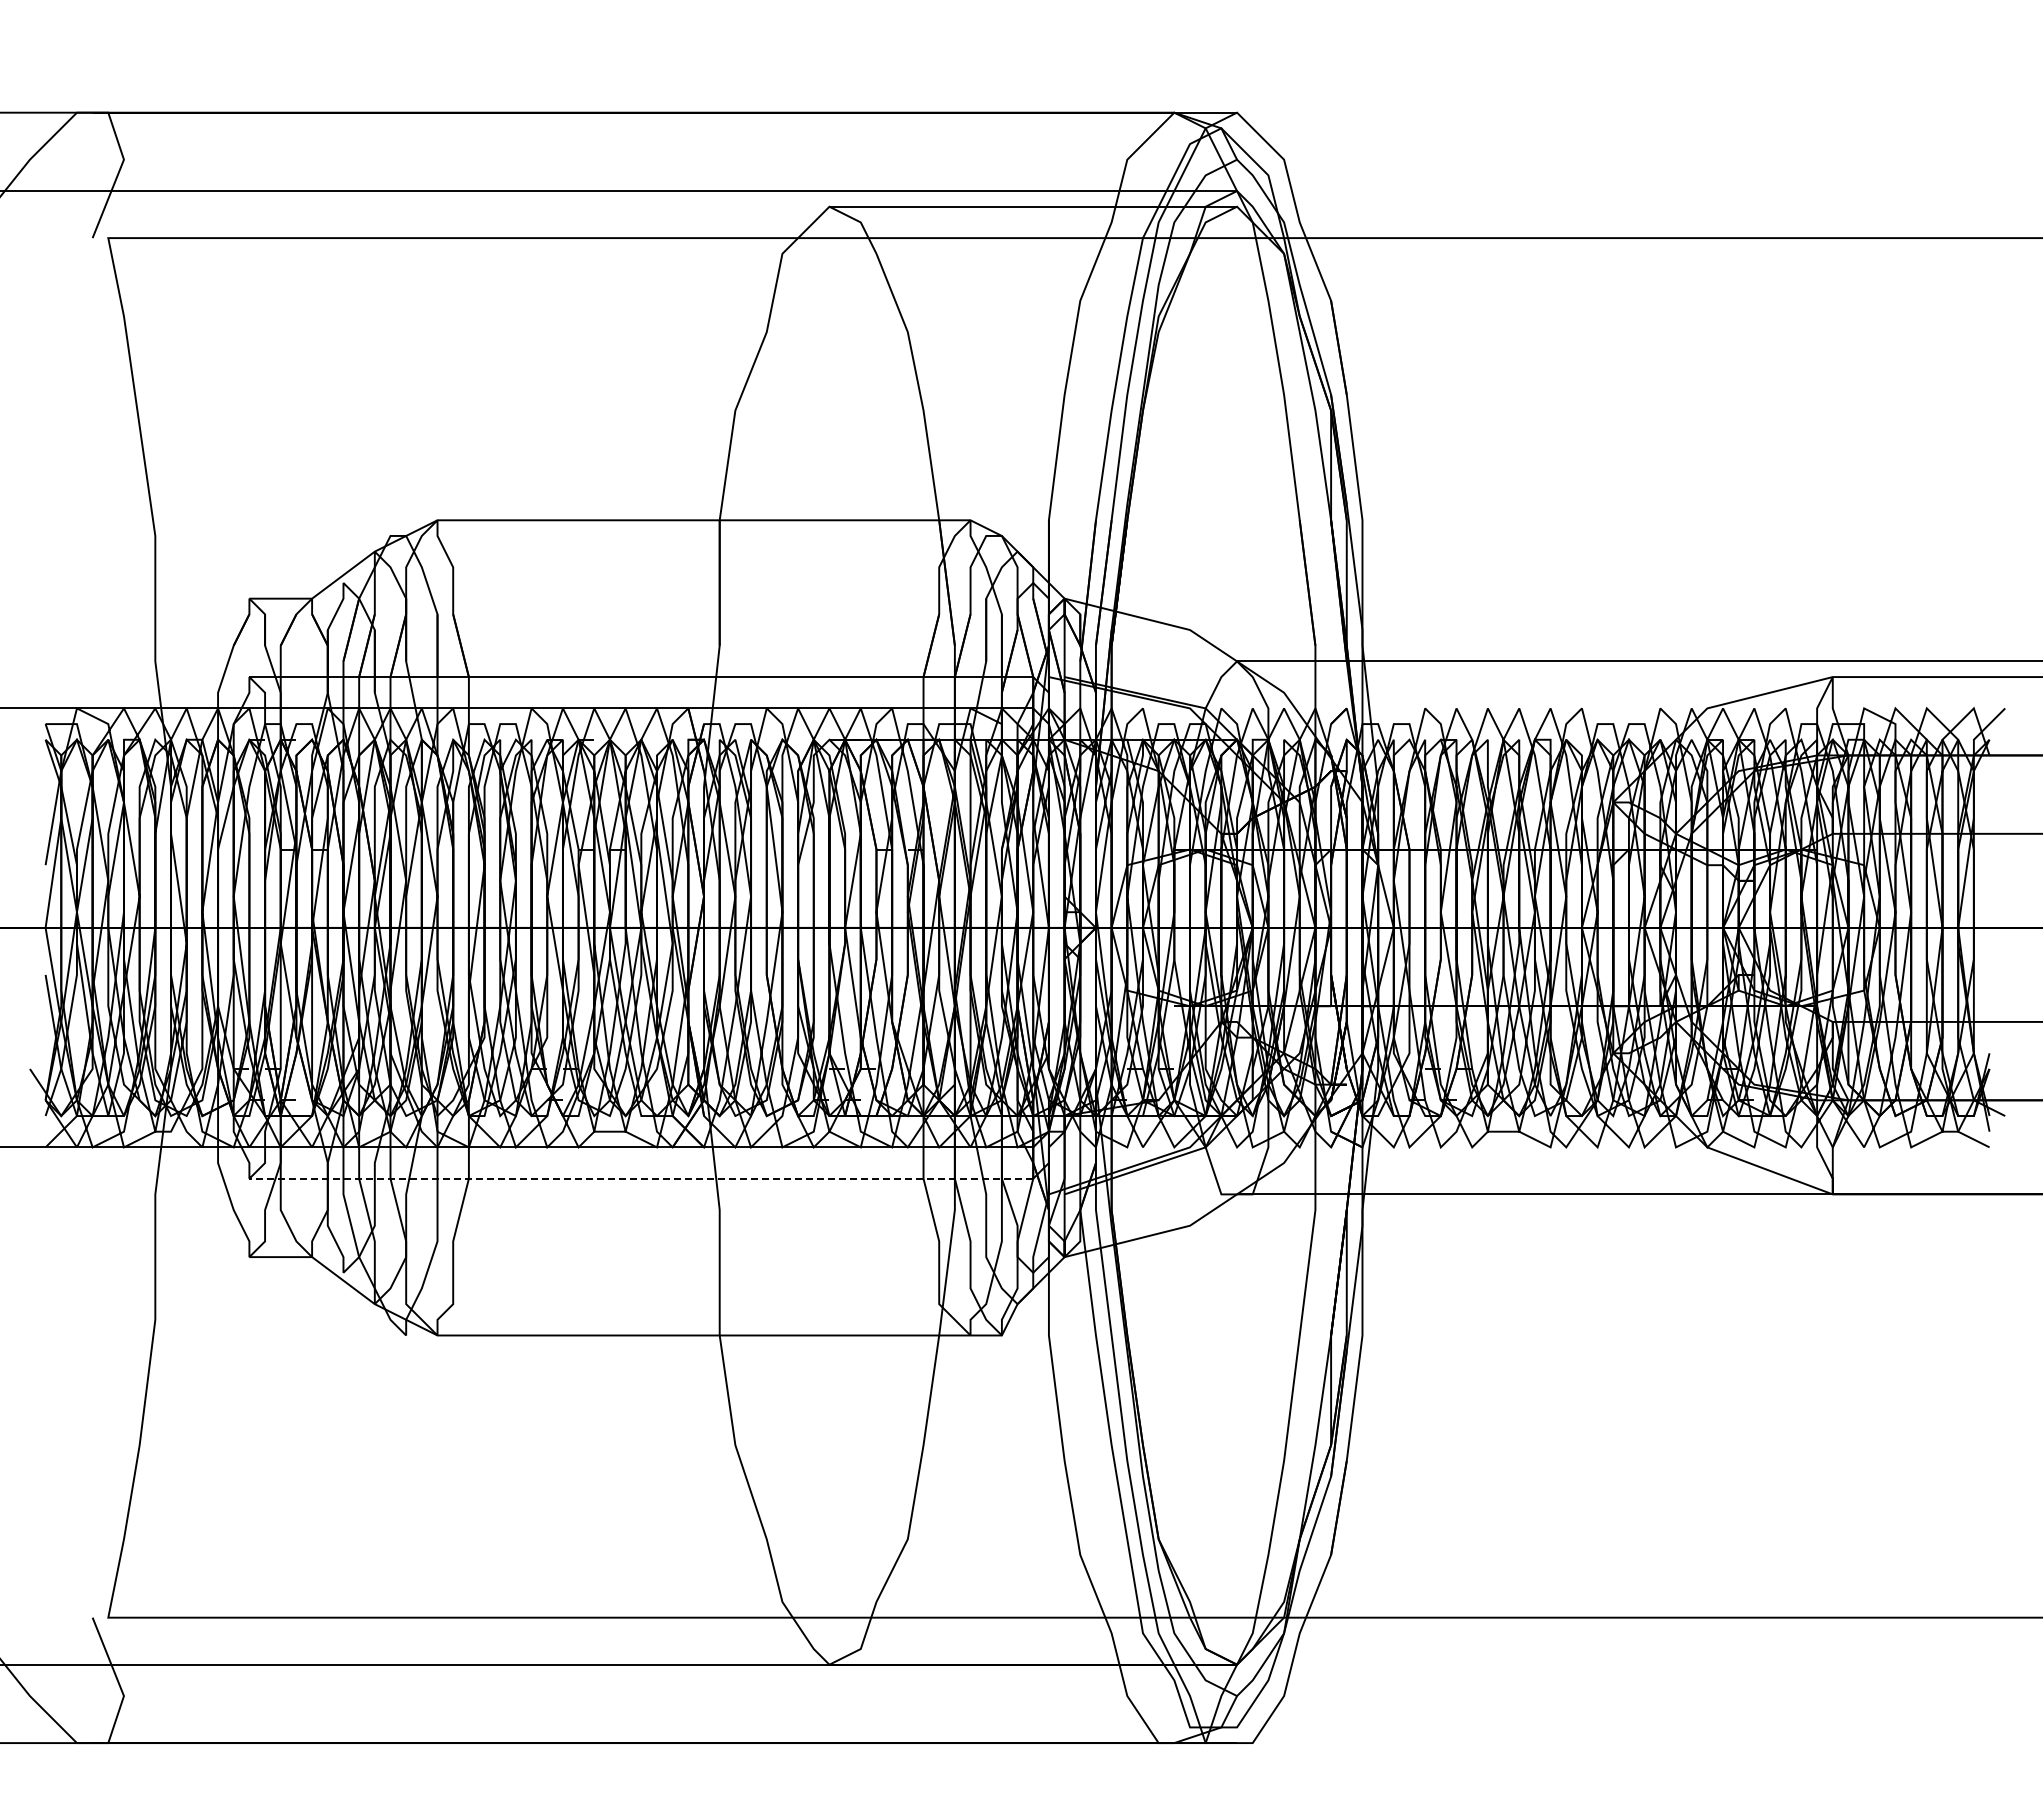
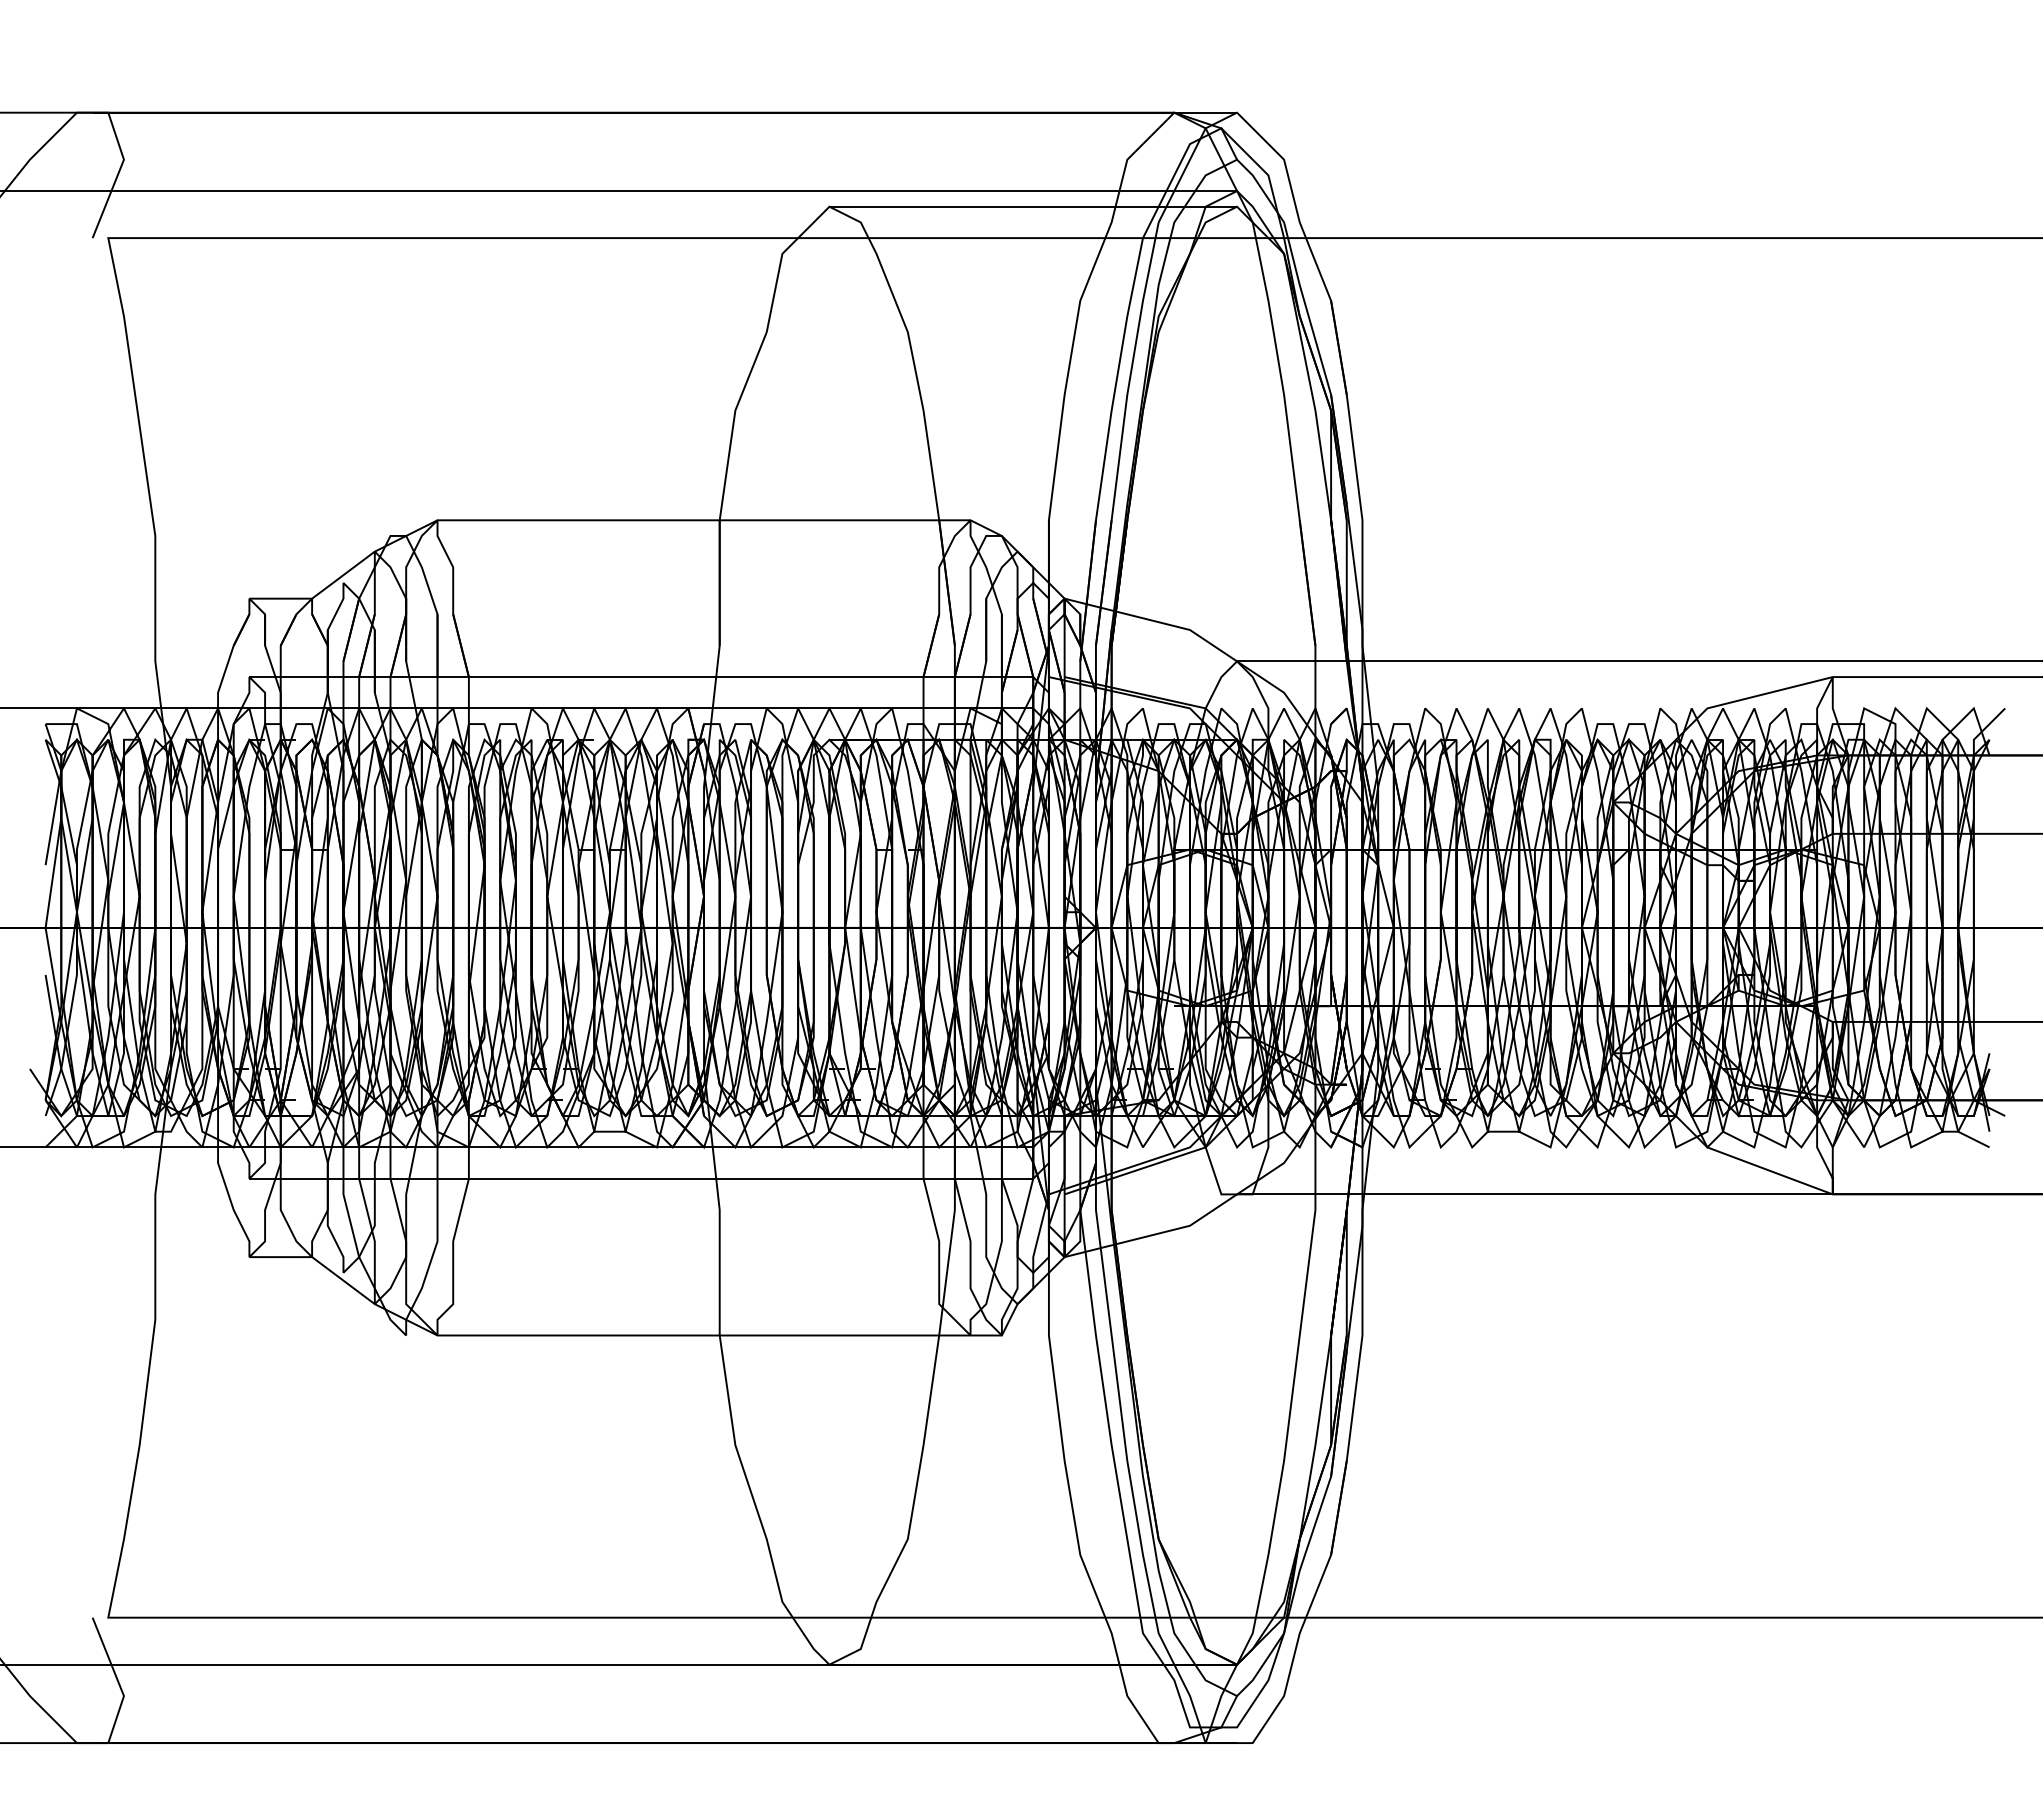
line: dashed -> solid (641, 1178)
